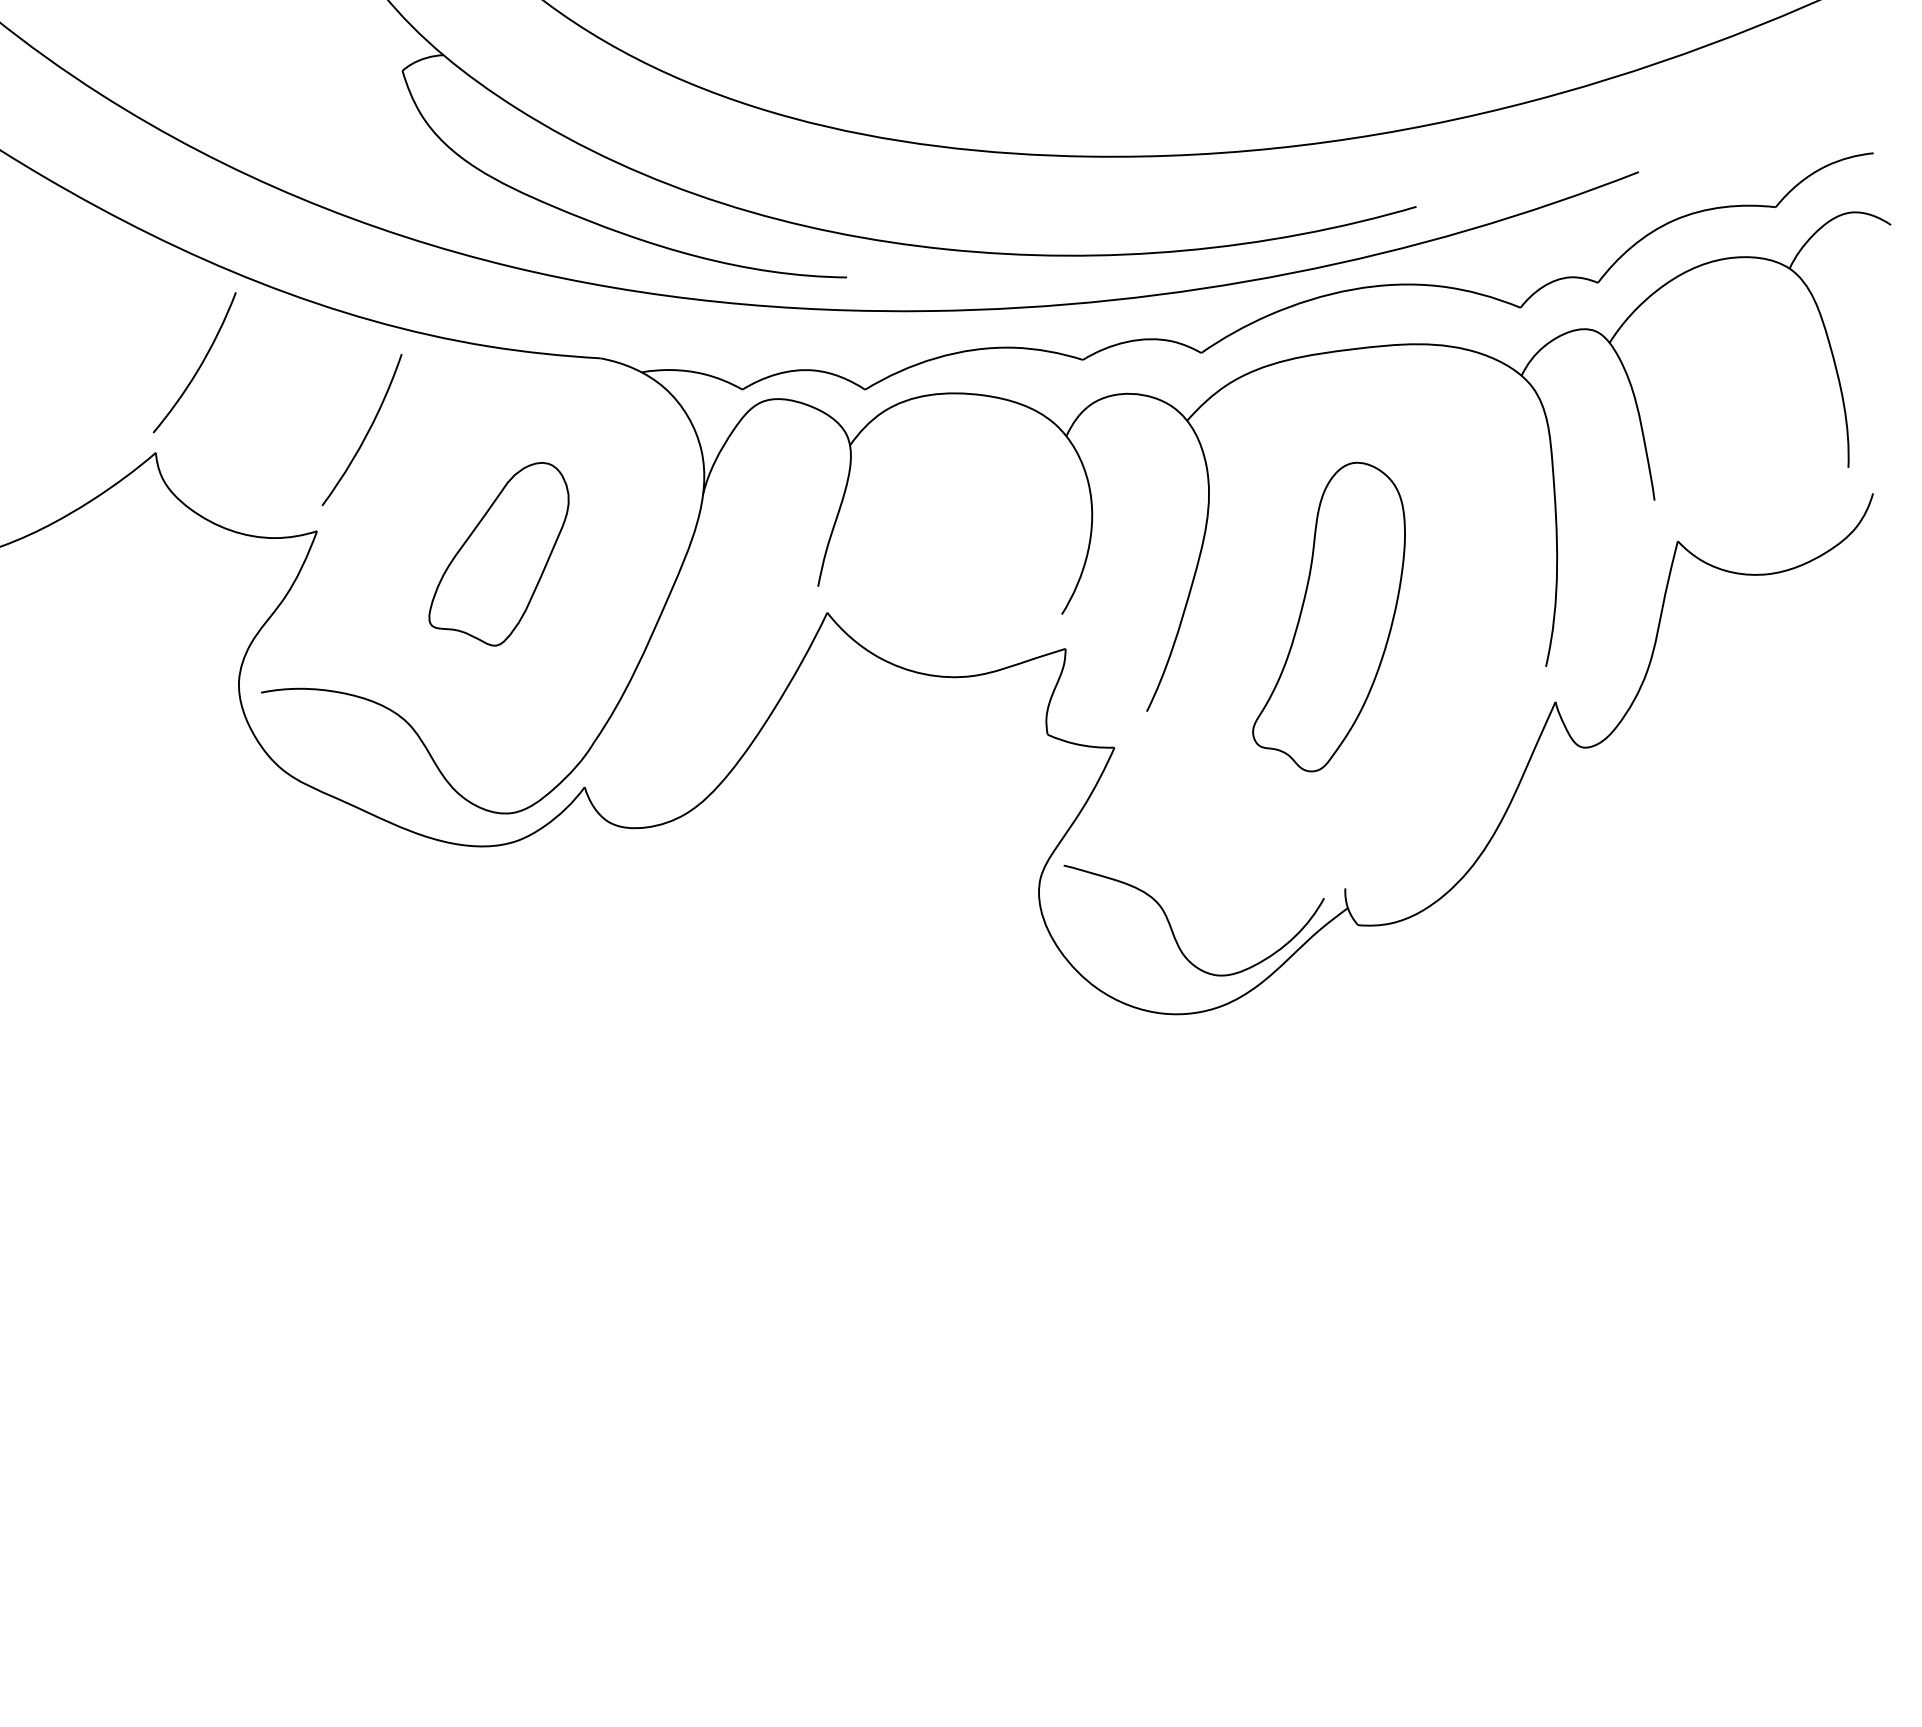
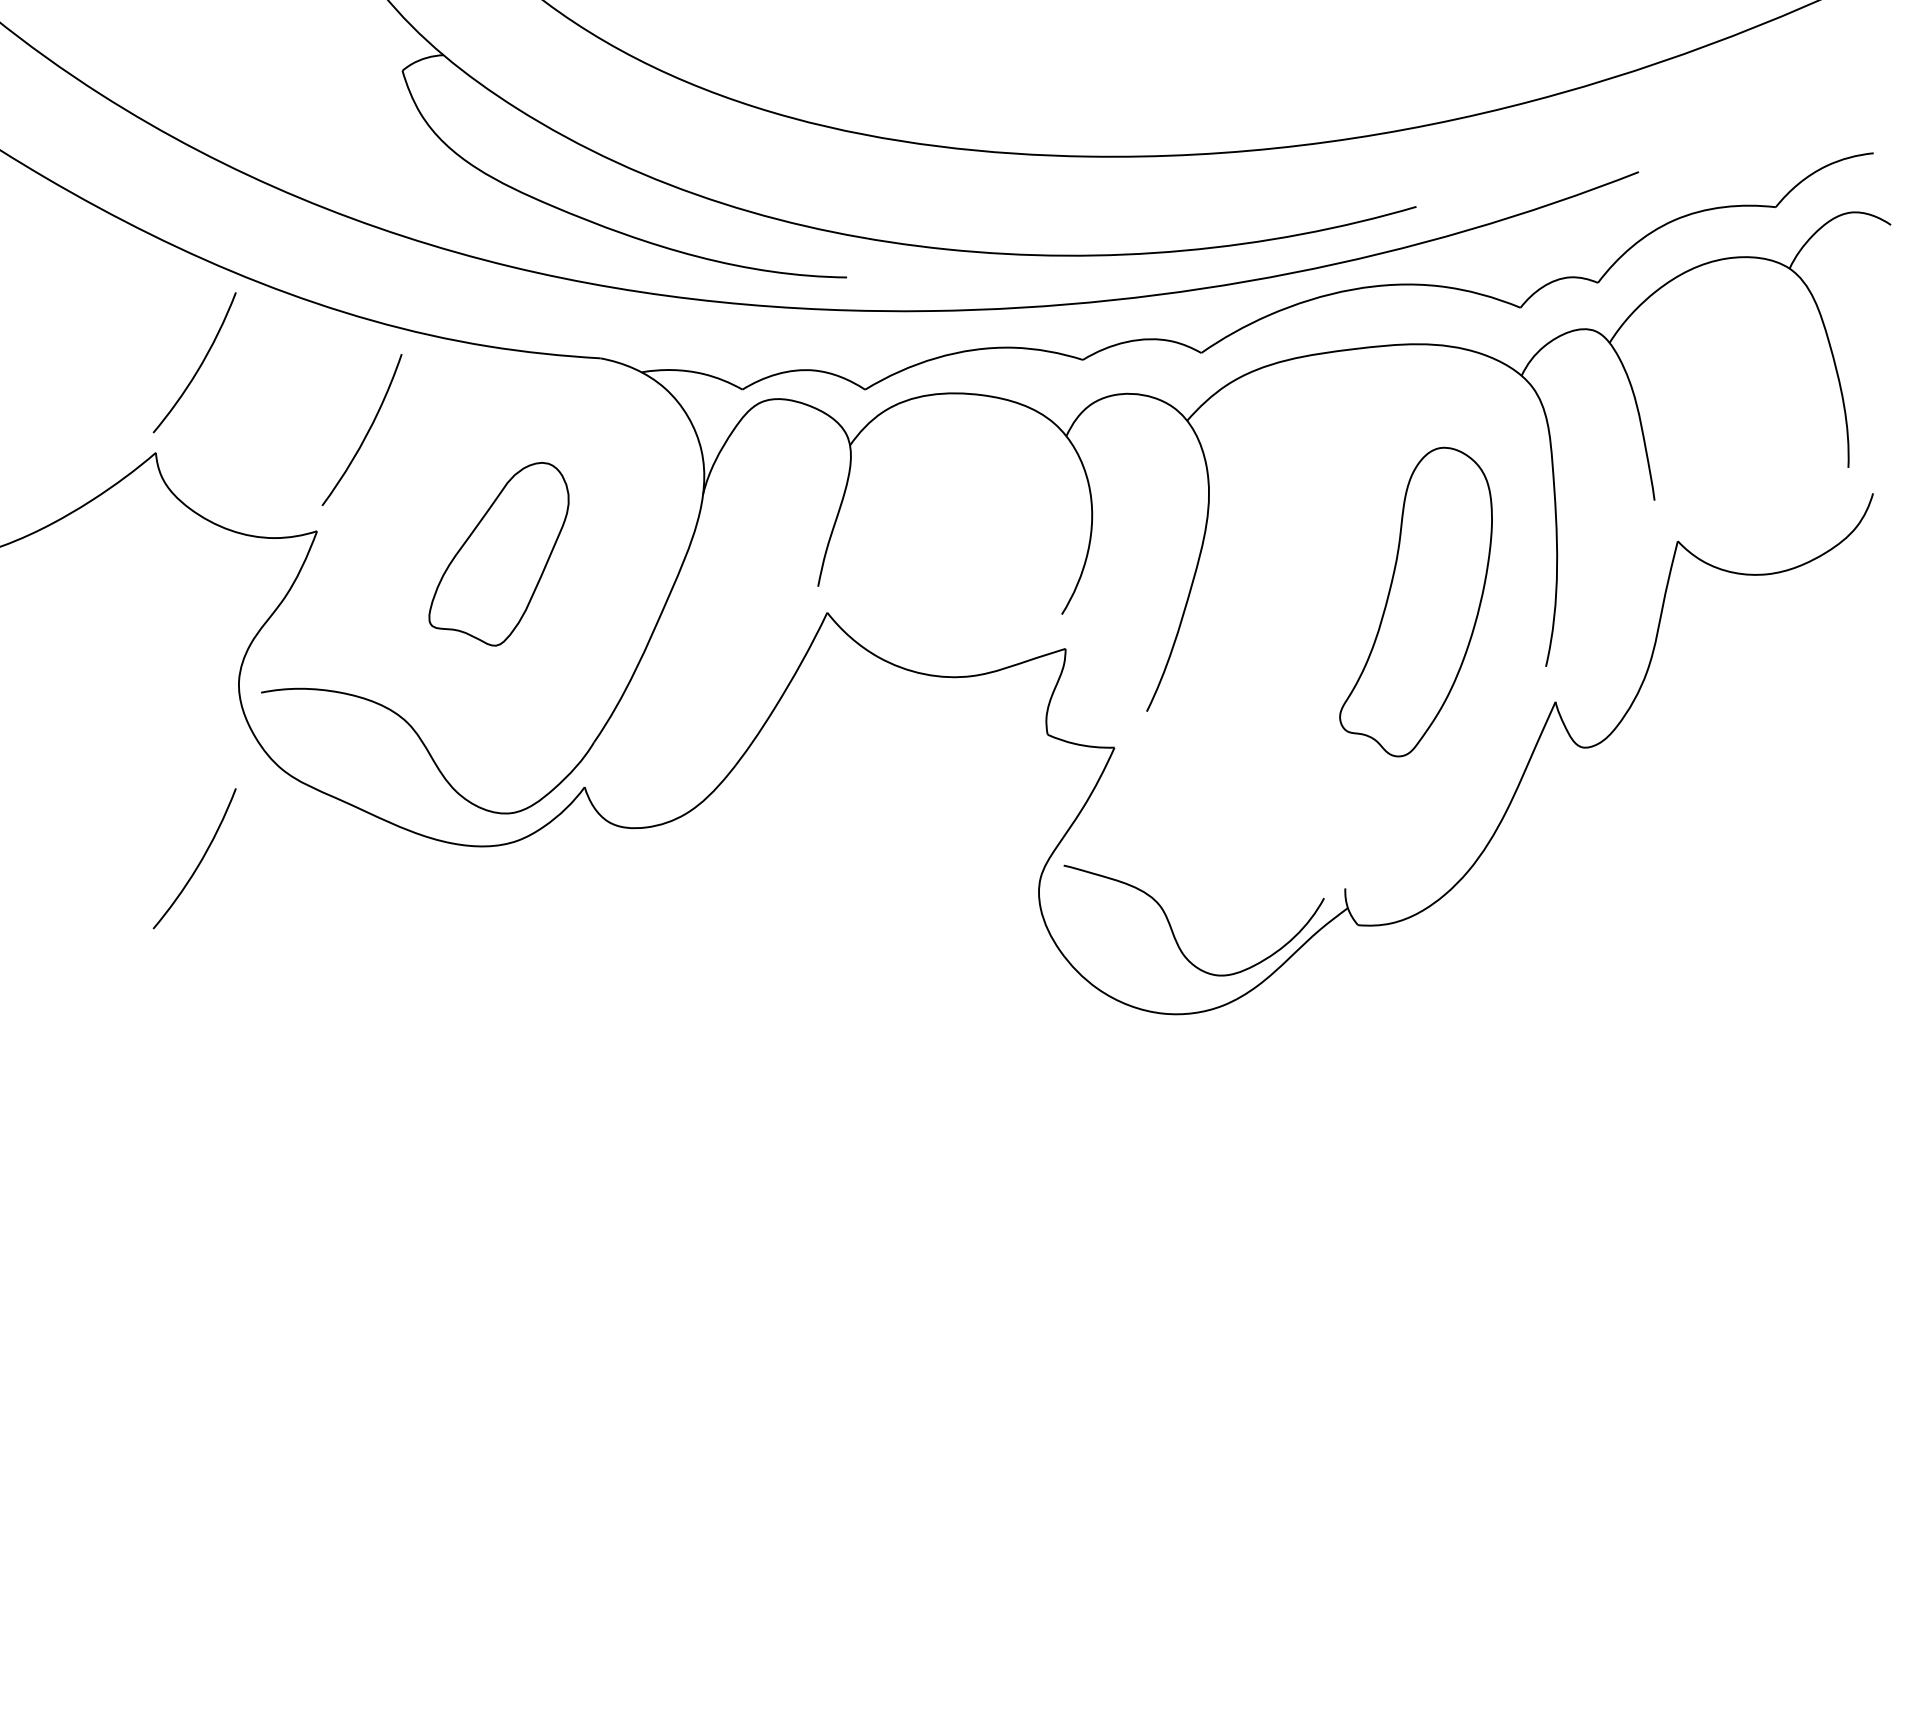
part position: (1328, 616) -> (1415, 601) (1415, 601)
curve: none -> present (199, 861)
